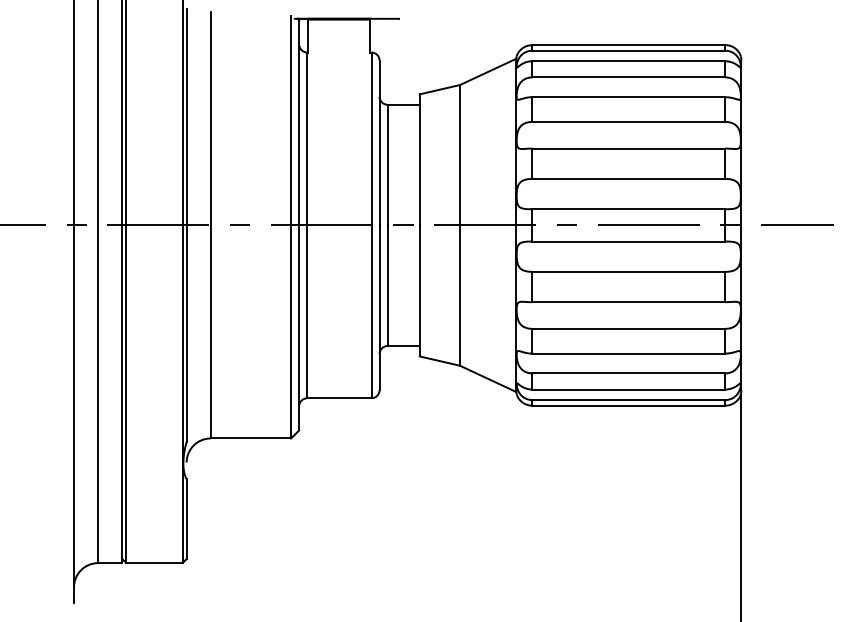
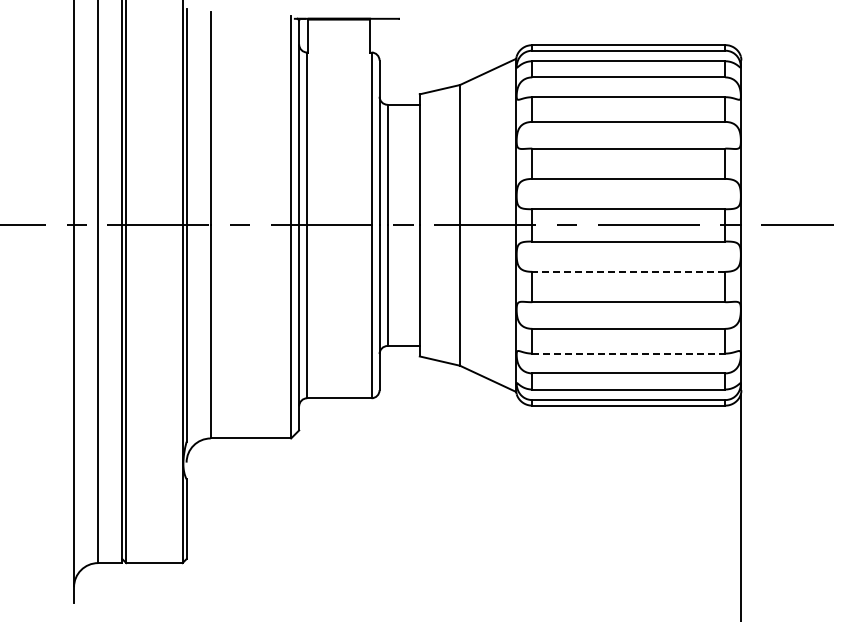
line: solid -> dashed (628, 271)
line: solid -> dashed (628, 353)
